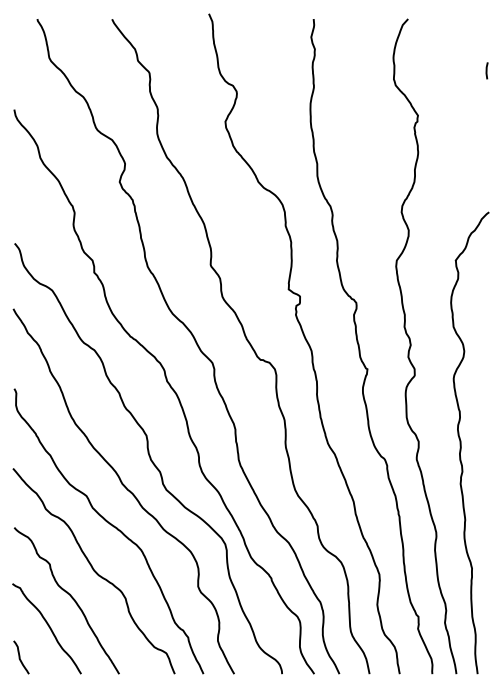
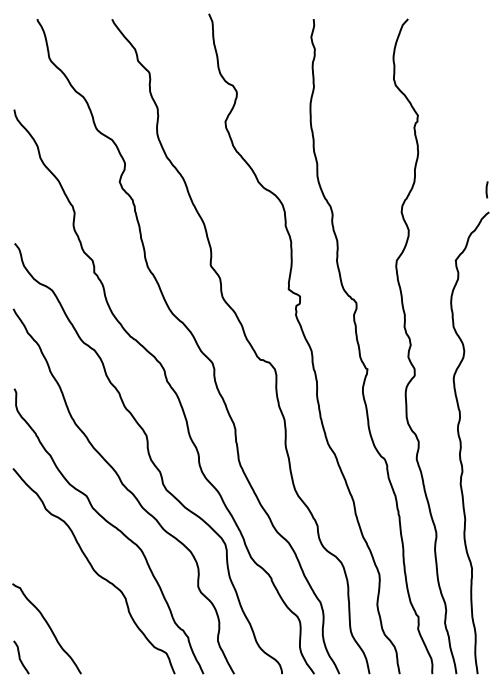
line position: (486, 70) -> (486, 189) (486, 189)
curve: present -> none (71, 598)
